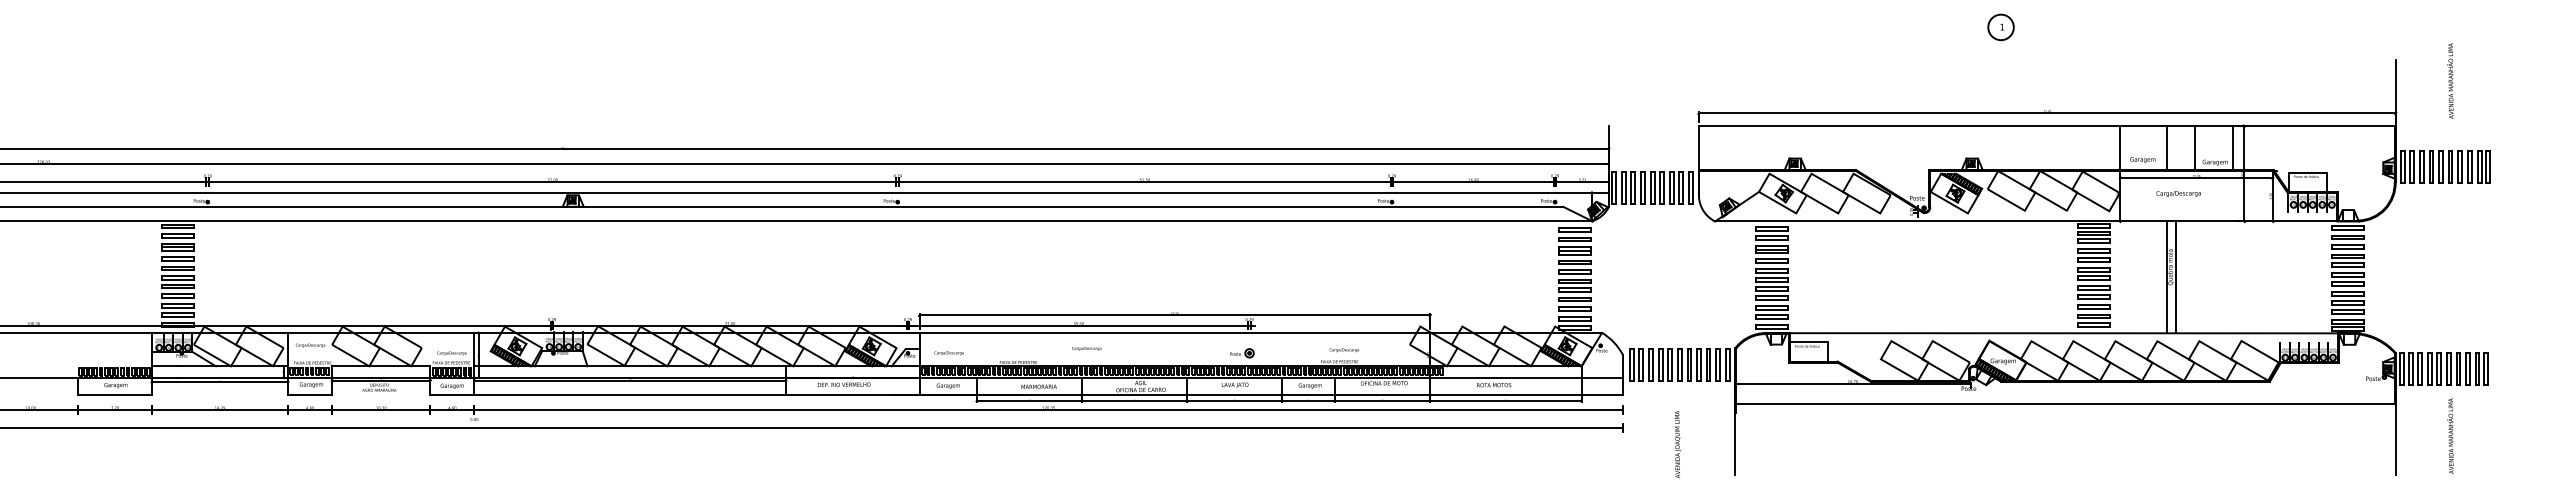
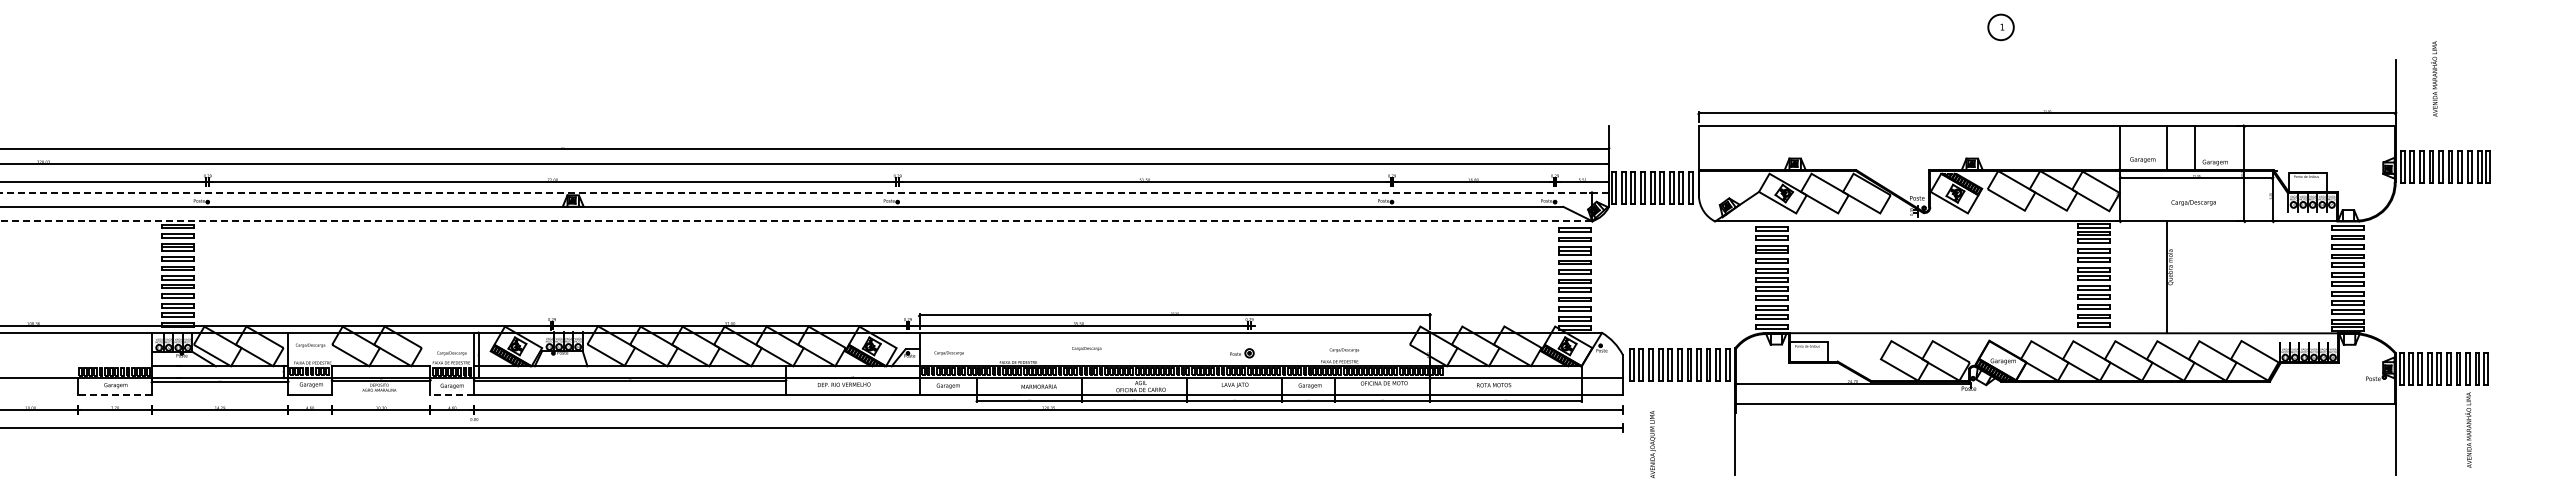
text position: (2450, 80) -> (2434, 78) (2434, 78)
line: present -> none (2233, 148)
line: solid -> dashed (804, 192)
text position: (2178, 193) -> (2193, 202) (2193, 202)
line: solid -> dashed (796, 221)
line: present -> none (2176, 277)
line: solid -> dashed (115, 394)
line: solid -> dashed (452, 394)
text position: (2450, 435) -> (2468, 429) (2468, 429)
text position: (1677, 444) -> (1652, 444) (1652, 444)
